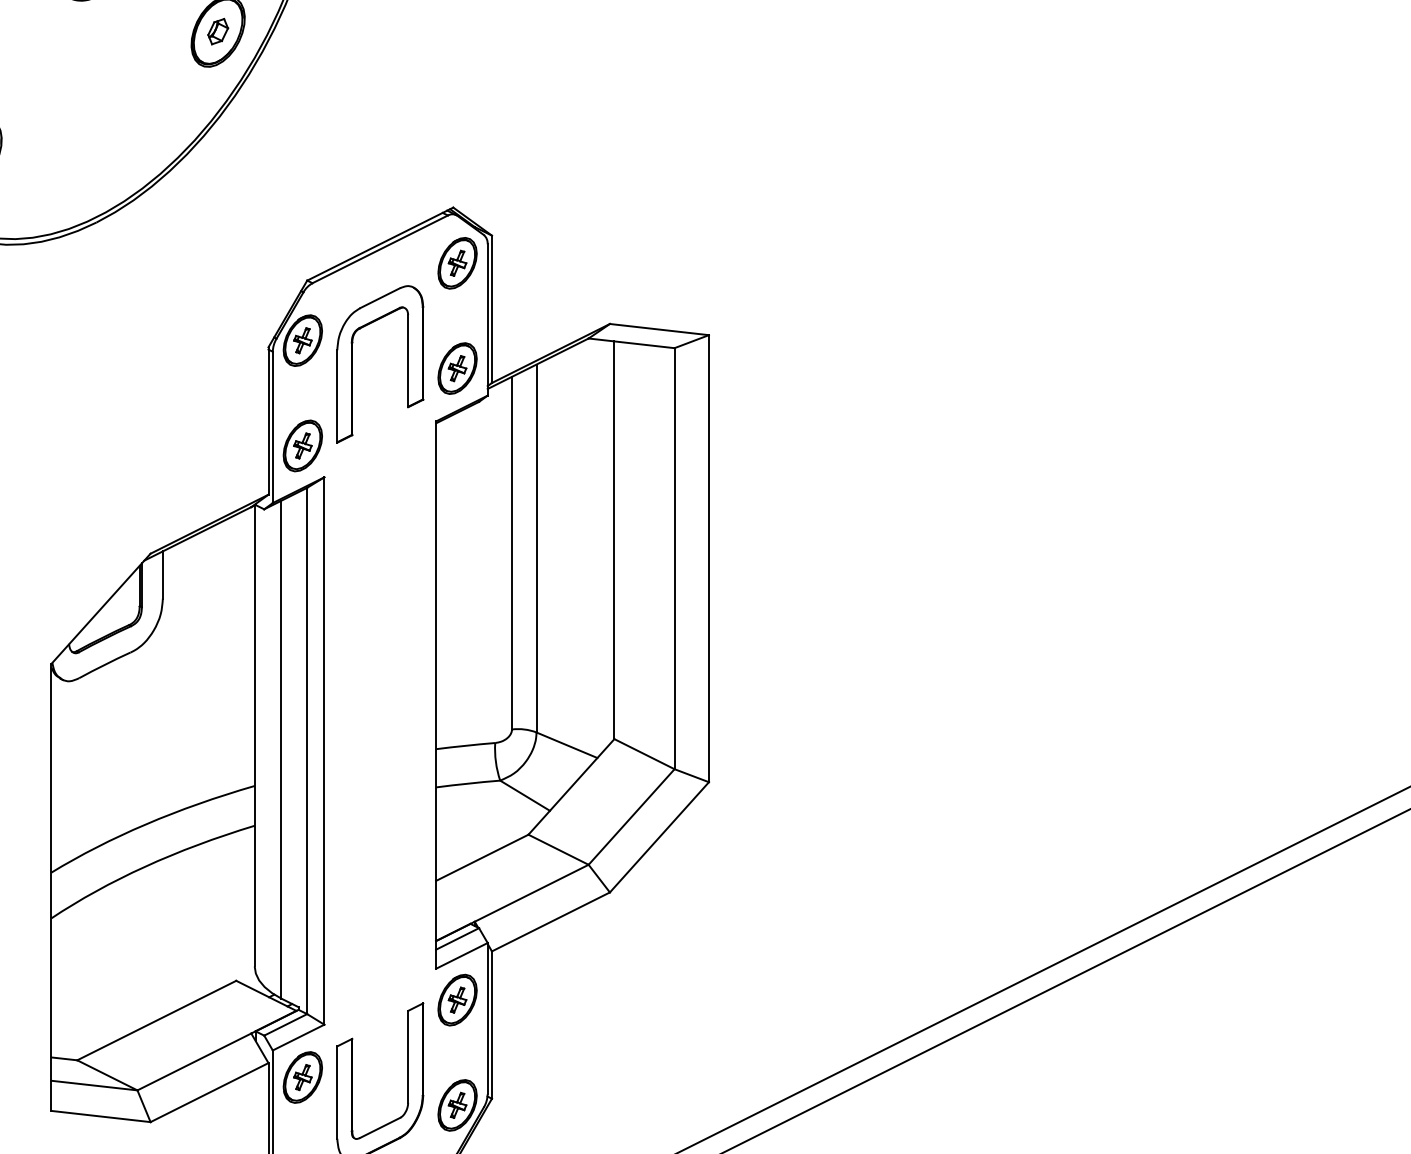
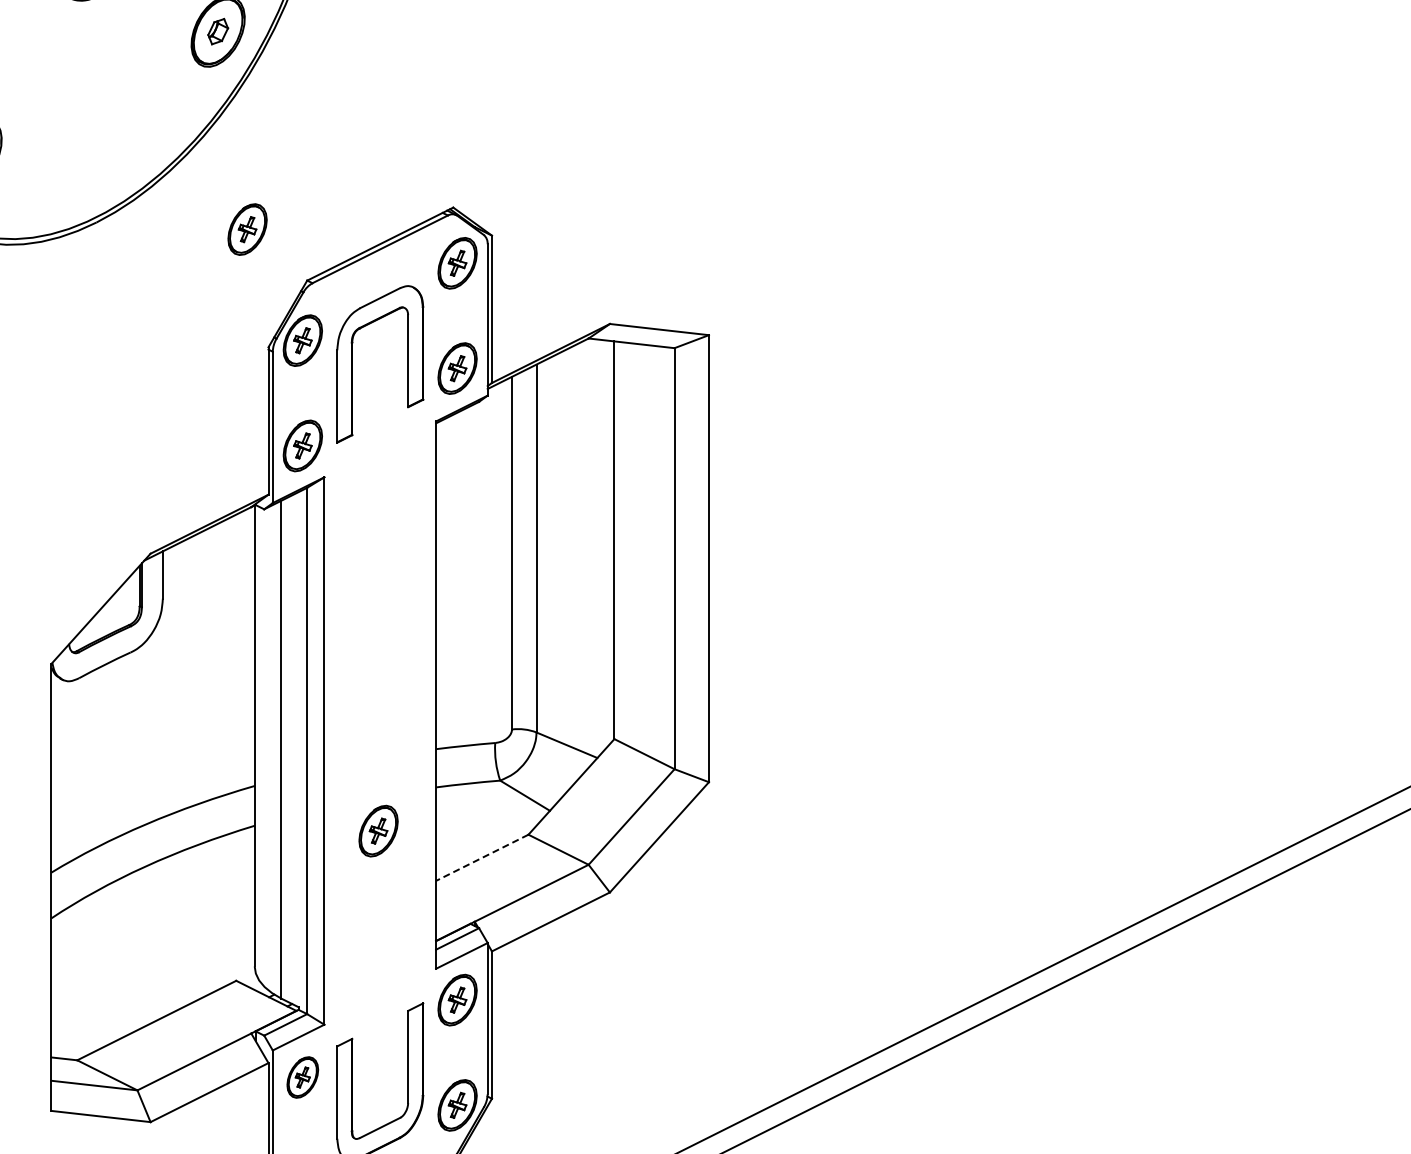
part: none -> present (247, 229)
part: none -> present (378, 830)
line: solid -> dashed (482, 857)
part size: 41x53 px -> 34x43 px (302, 1077)
